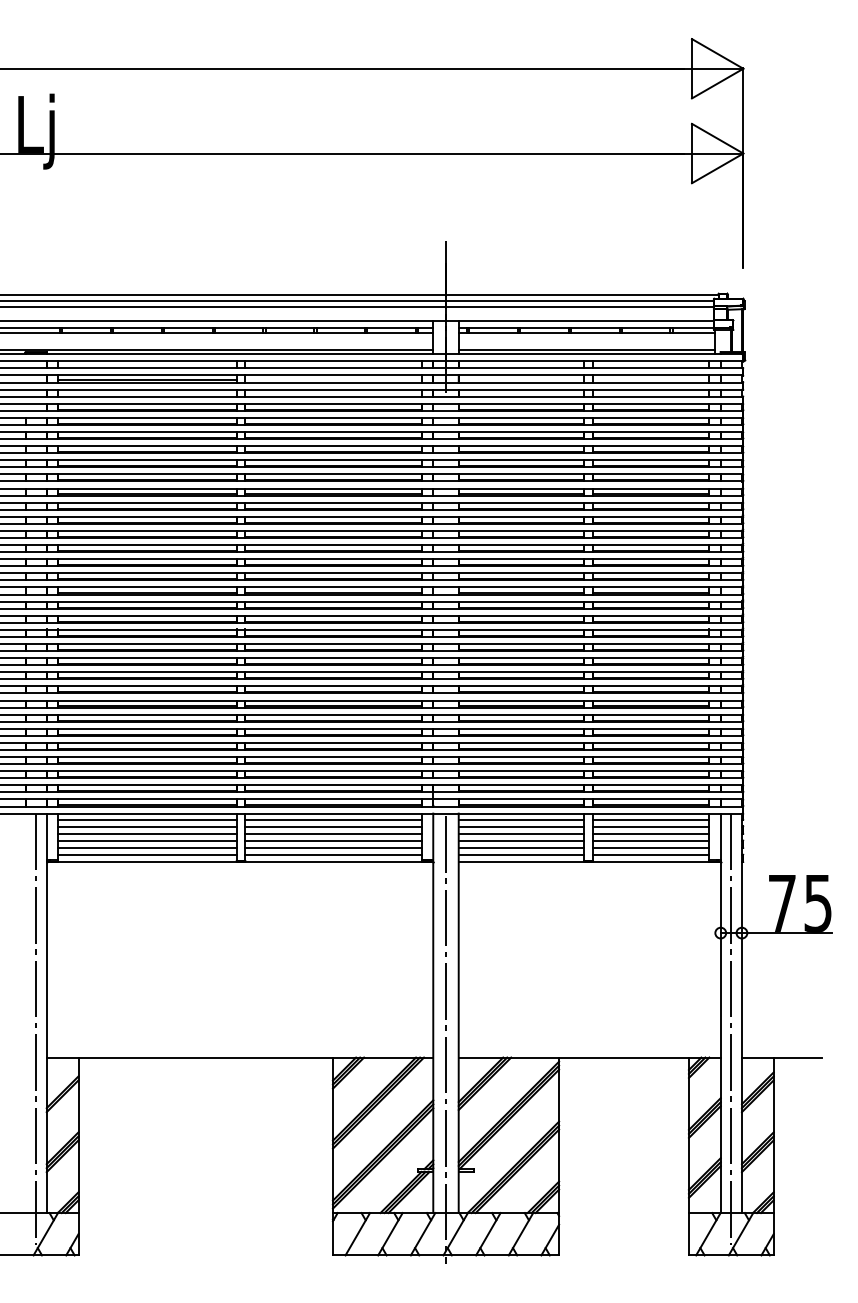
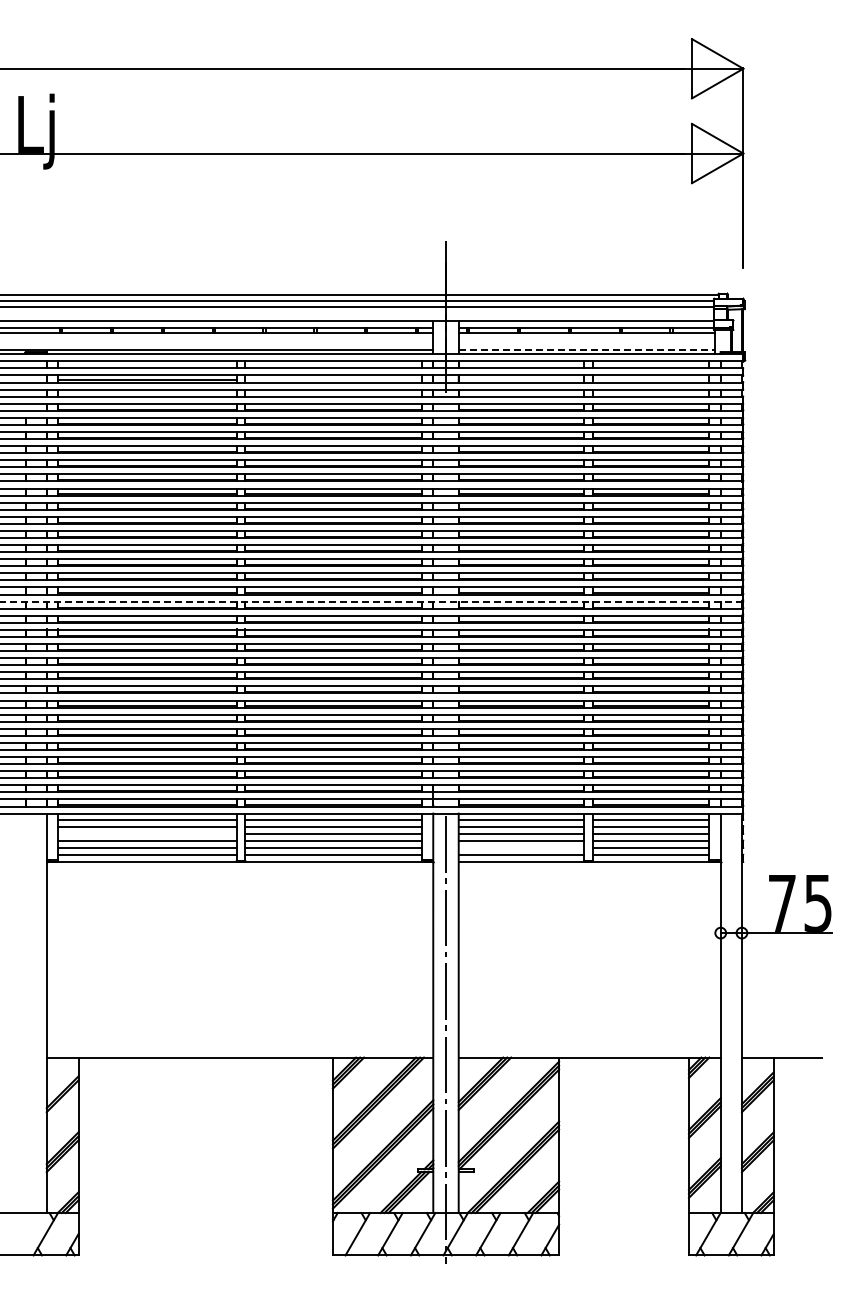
line: solid -> dashed (586, 349)
line: solid -> dashed (371, 601)
line: present -> none (147, 833)
line: present -> none (521, 847)
line: present -> none (36, 1028)
line: present -> none (731, 1028)
